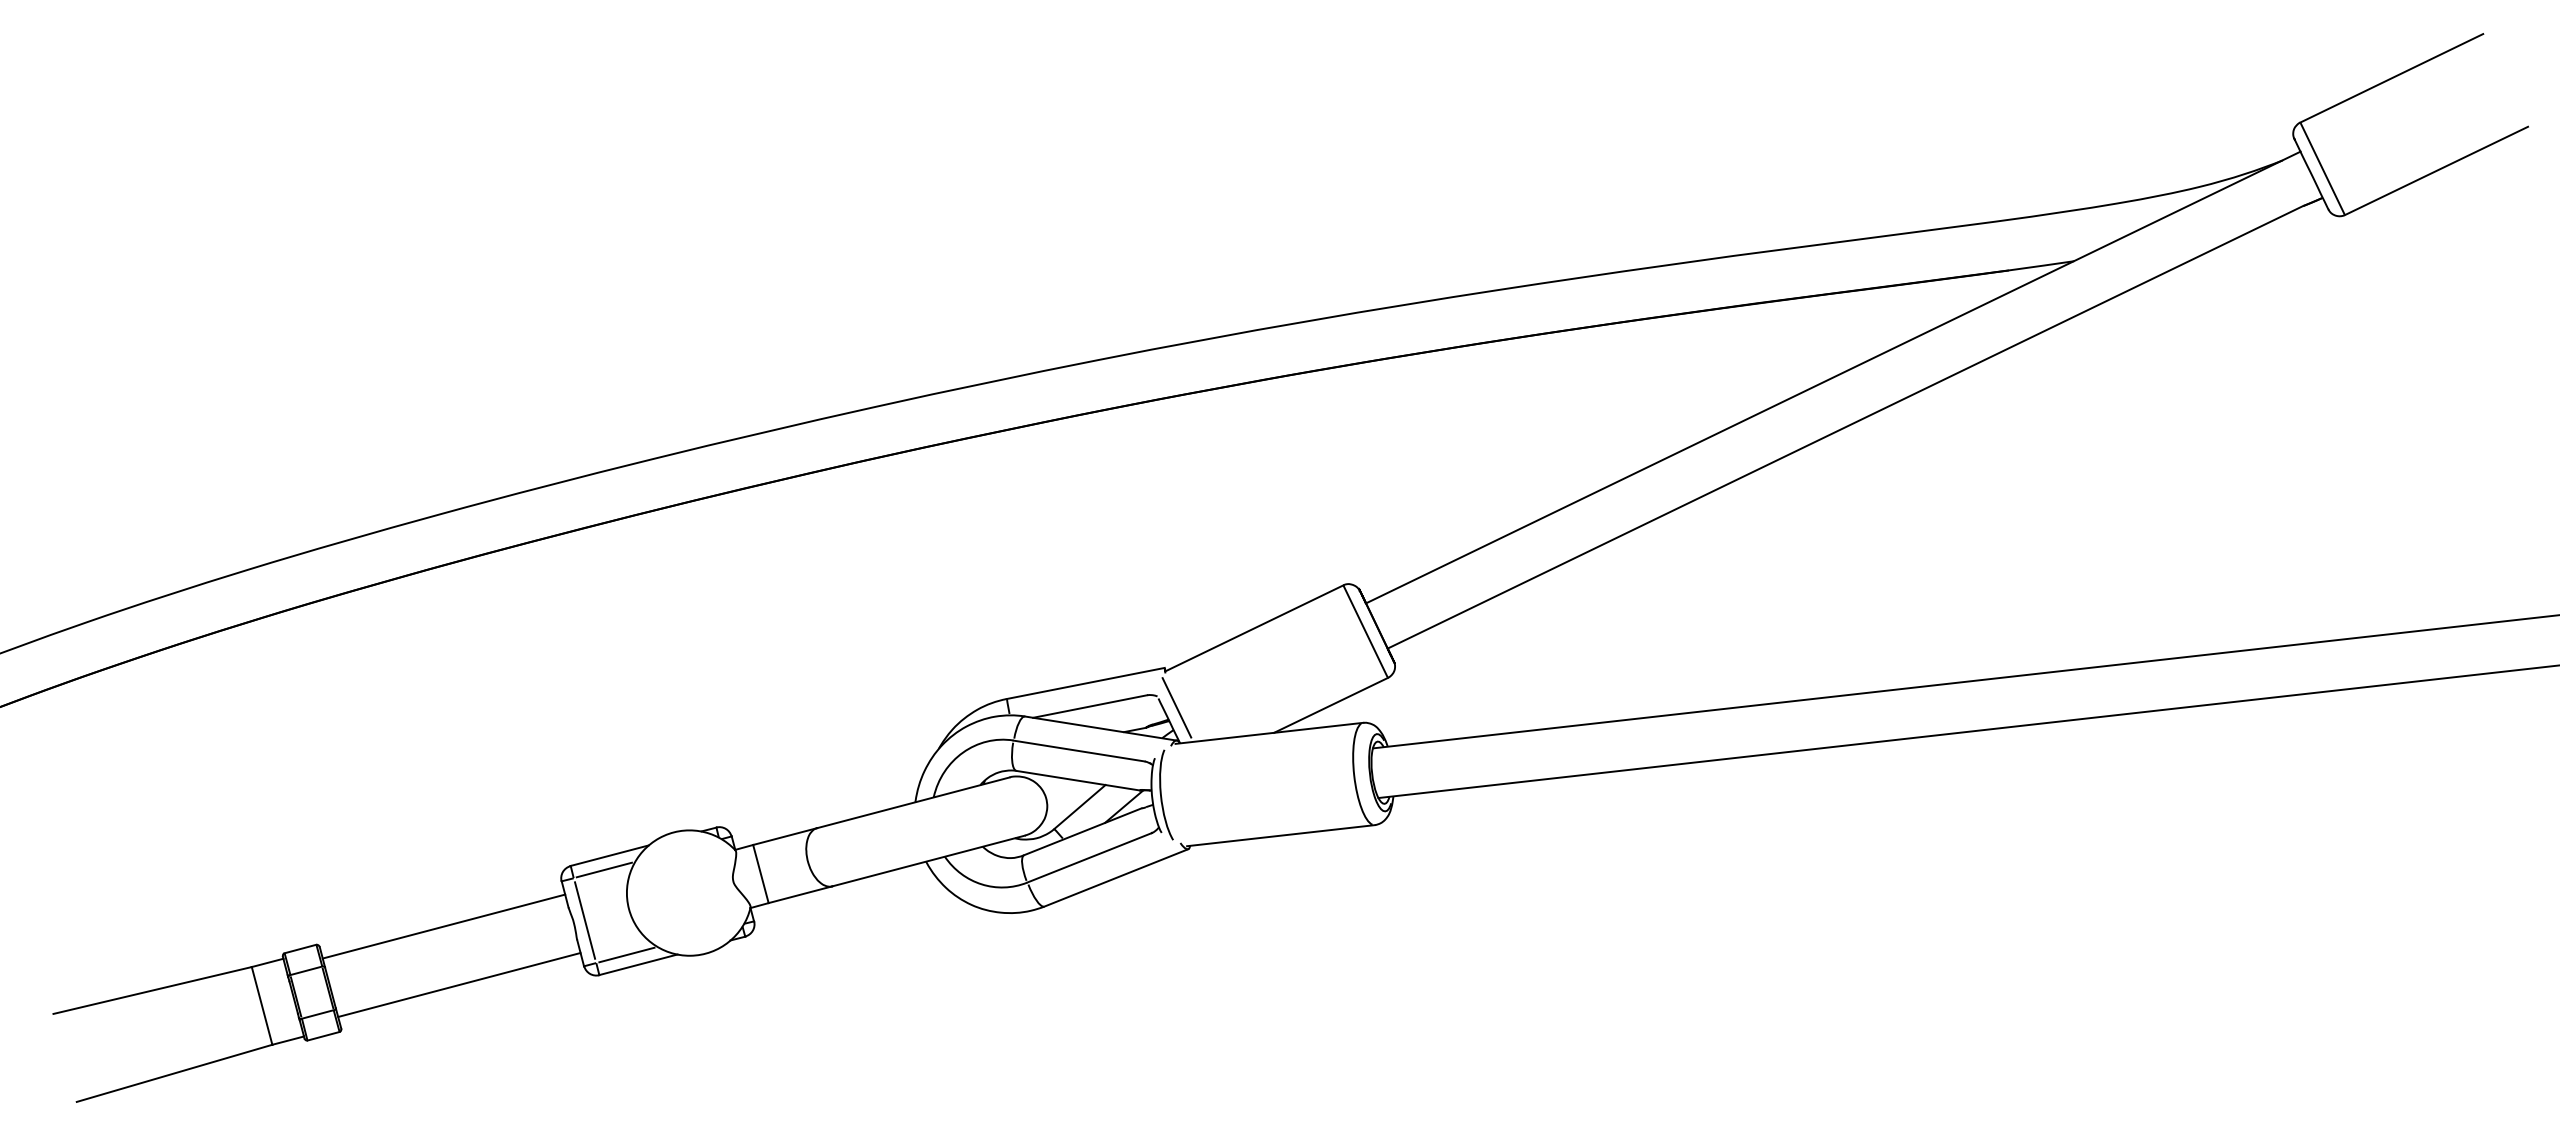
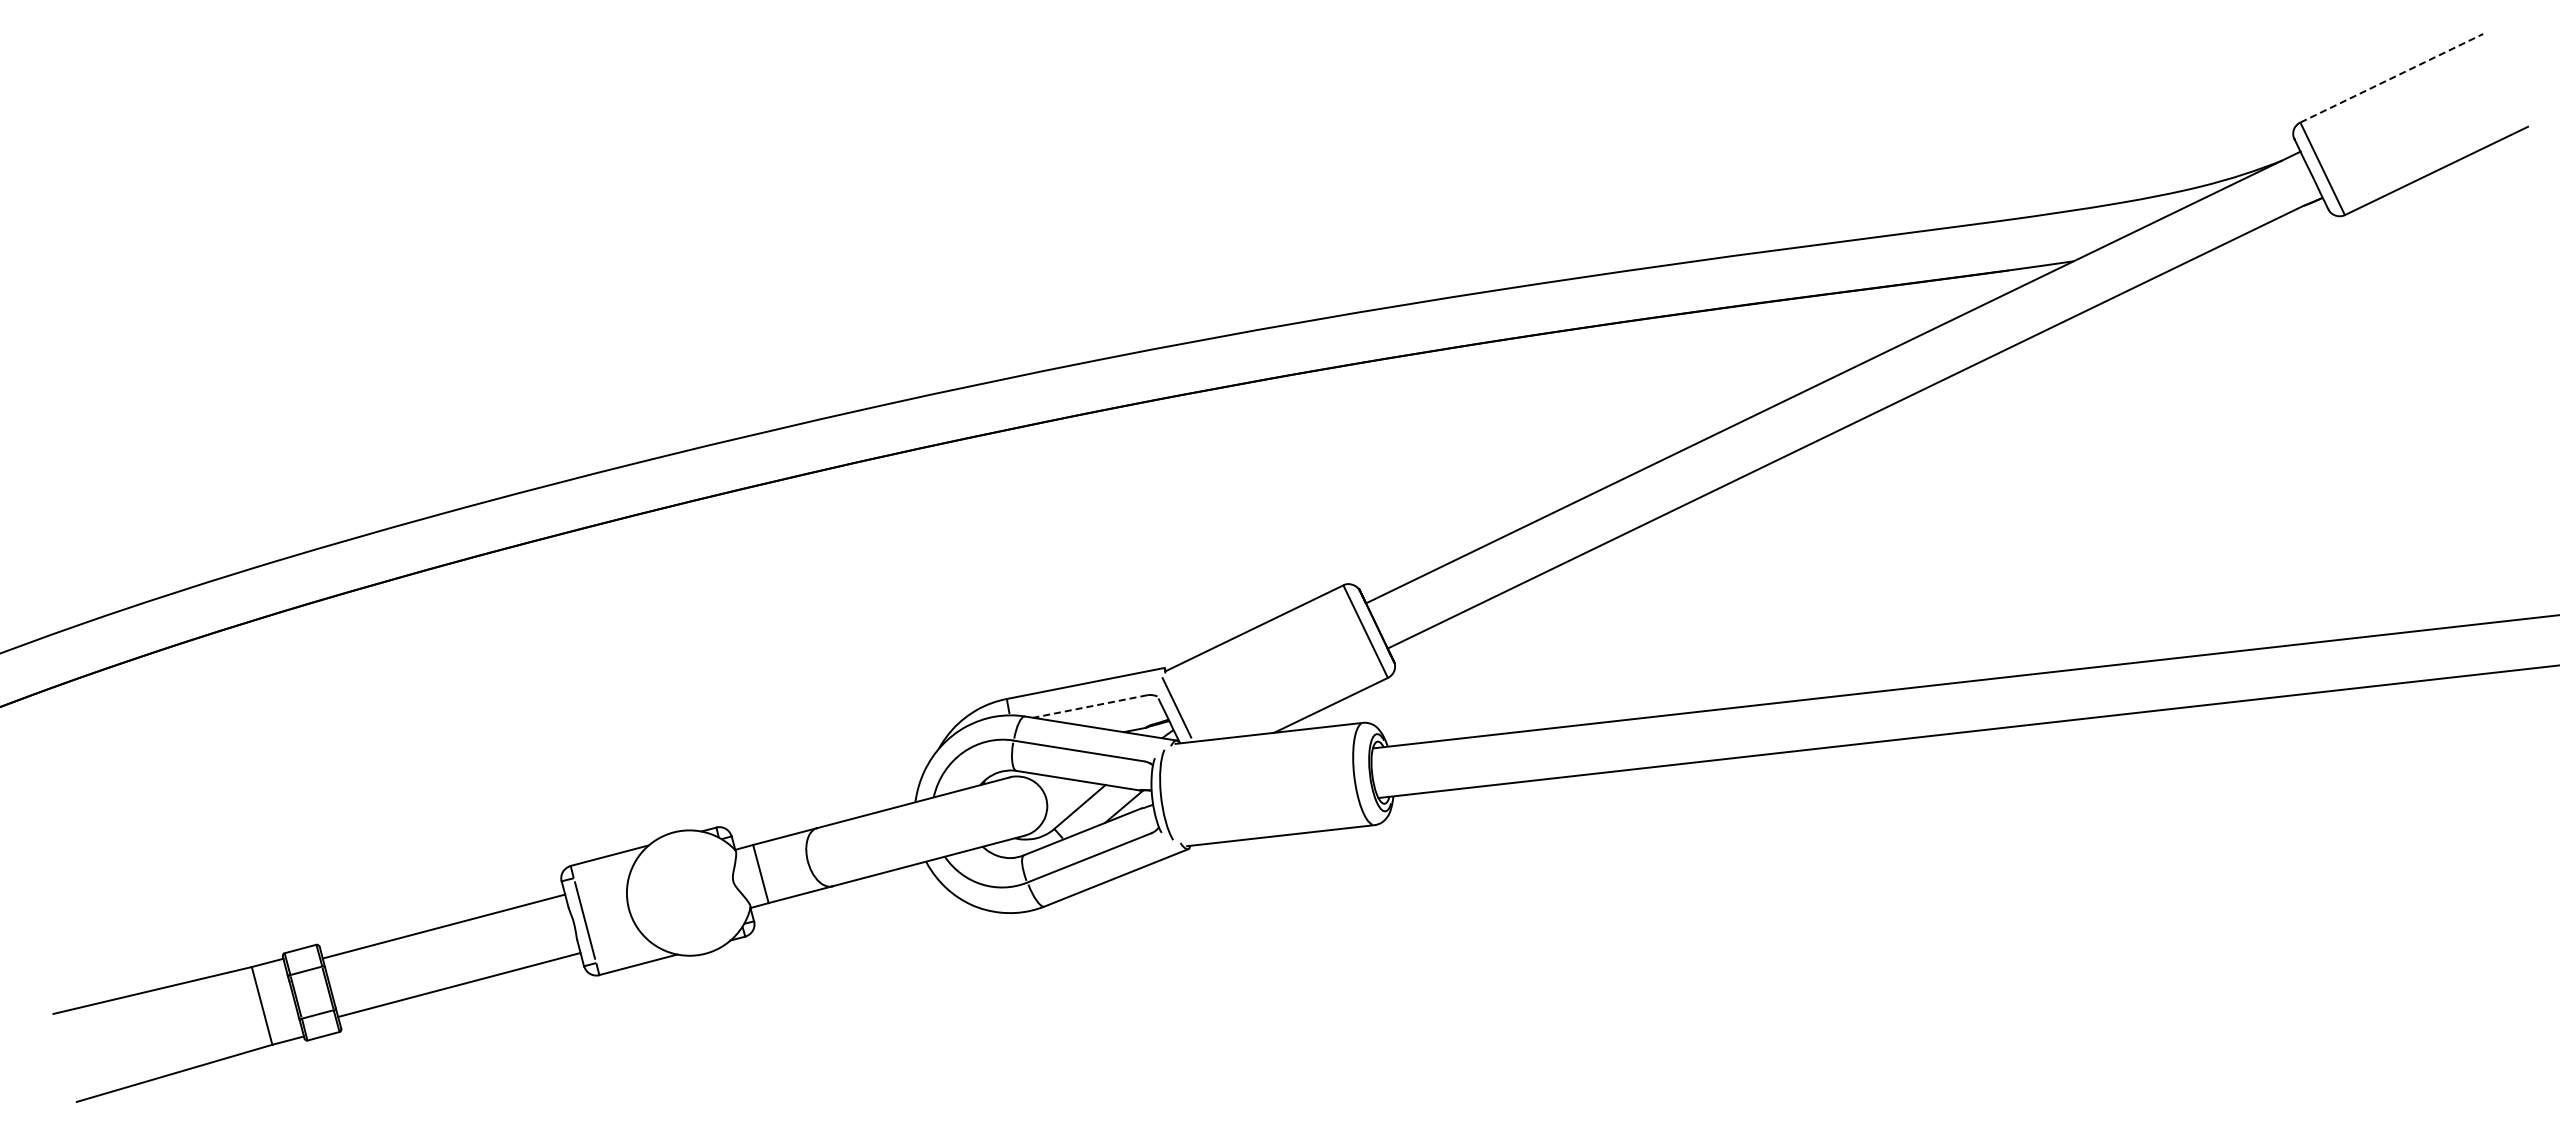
line: solid -> dashed (2391, 78)
line: solid -> dashed (1089, 706)
line: present -> none (603, 869)
line: present -> none (626, 954)
